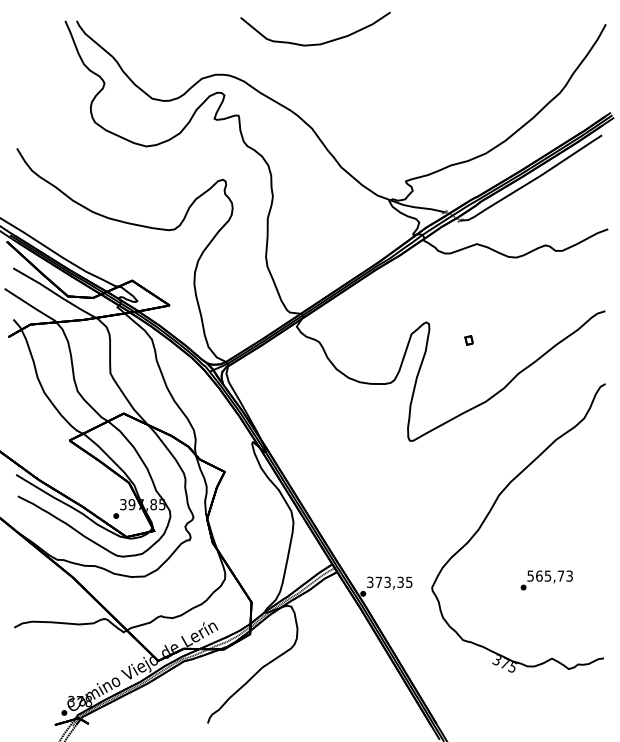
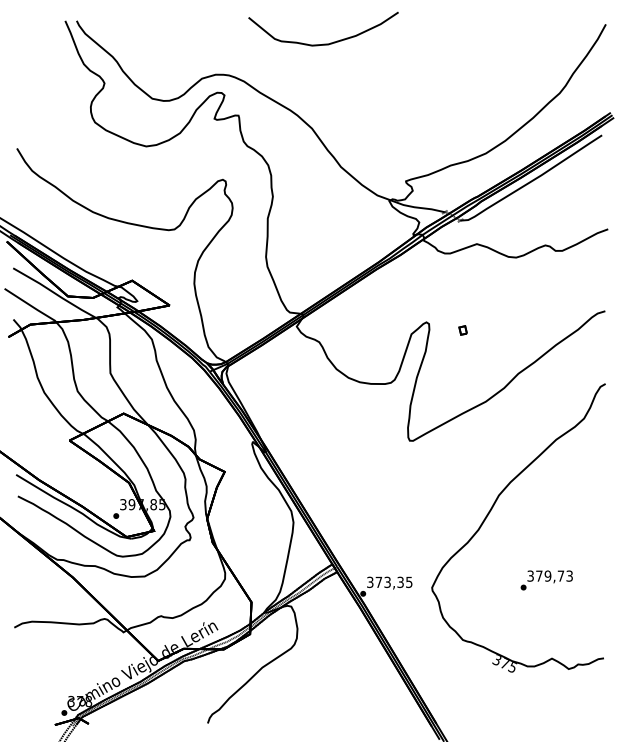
curve position: (315, 43) -> (323, 43) (323, 43)
part position: (468, 340) -> (462, 330) (462, 330)
text: 565,73 -> 379,73 (539, 575)
